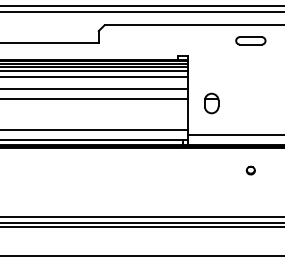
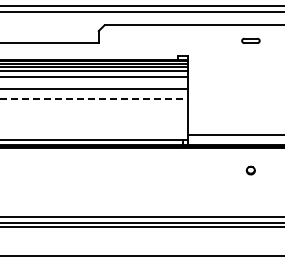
part size: 32x10 px -> 20x7 px (250, 40)
line: solid -> dashed (94, 98)
part: present -> none (211, 103)
line: present -> none (95, 129)
